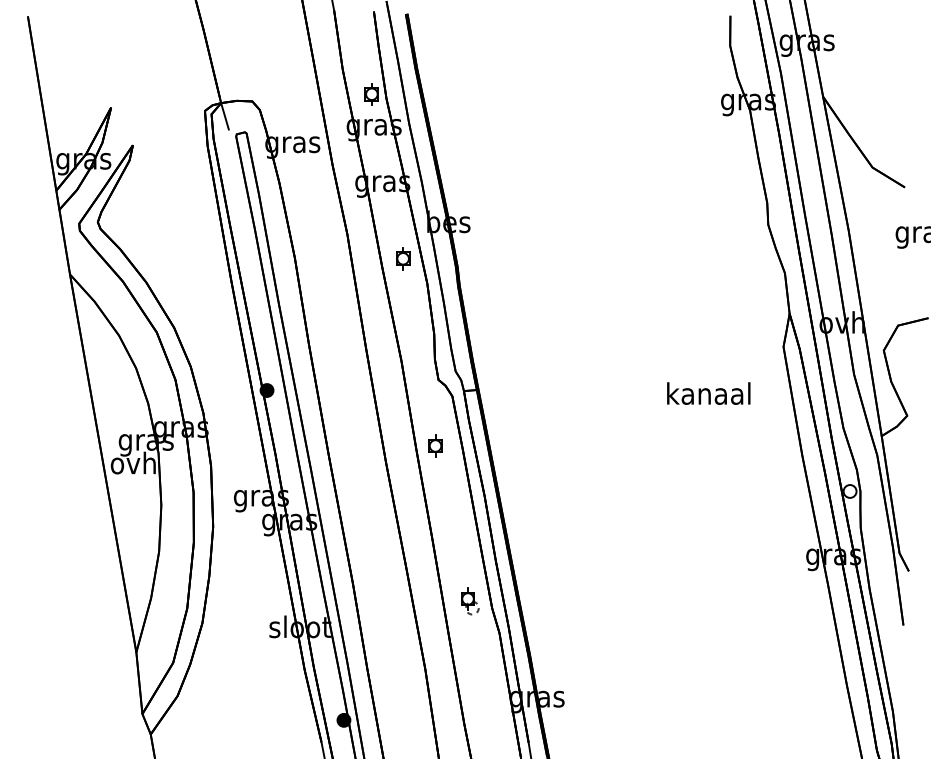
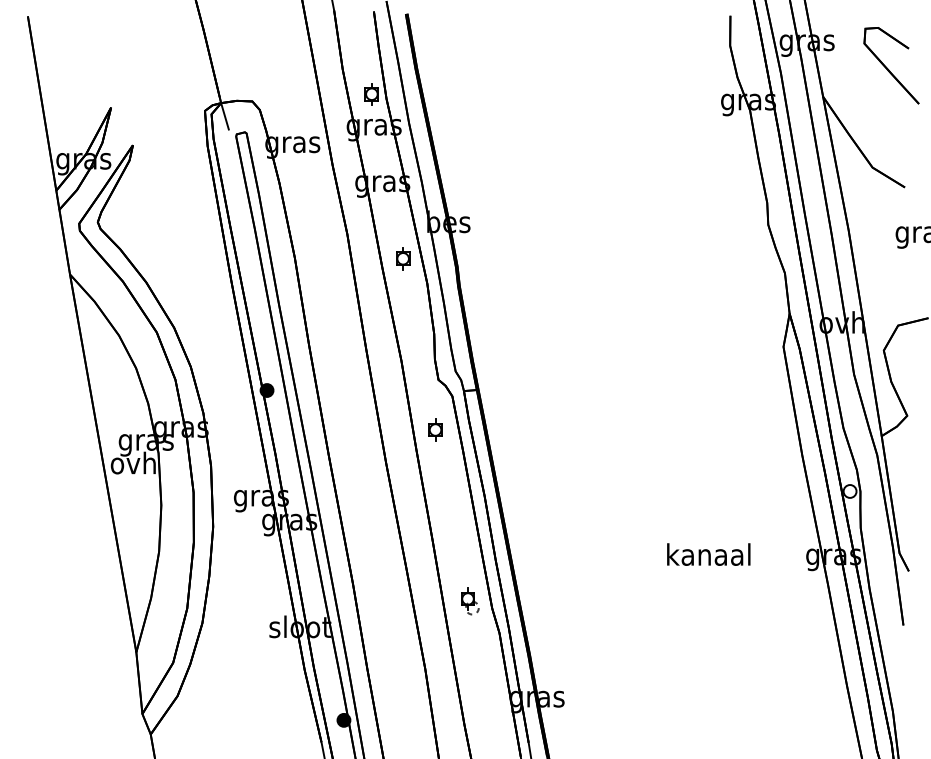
part: none -> present (891, 65)
text position: (708, 393) -> (708, 554) (708, 554)
part position: (435, 445) -> (435, 429) (435, 429)
